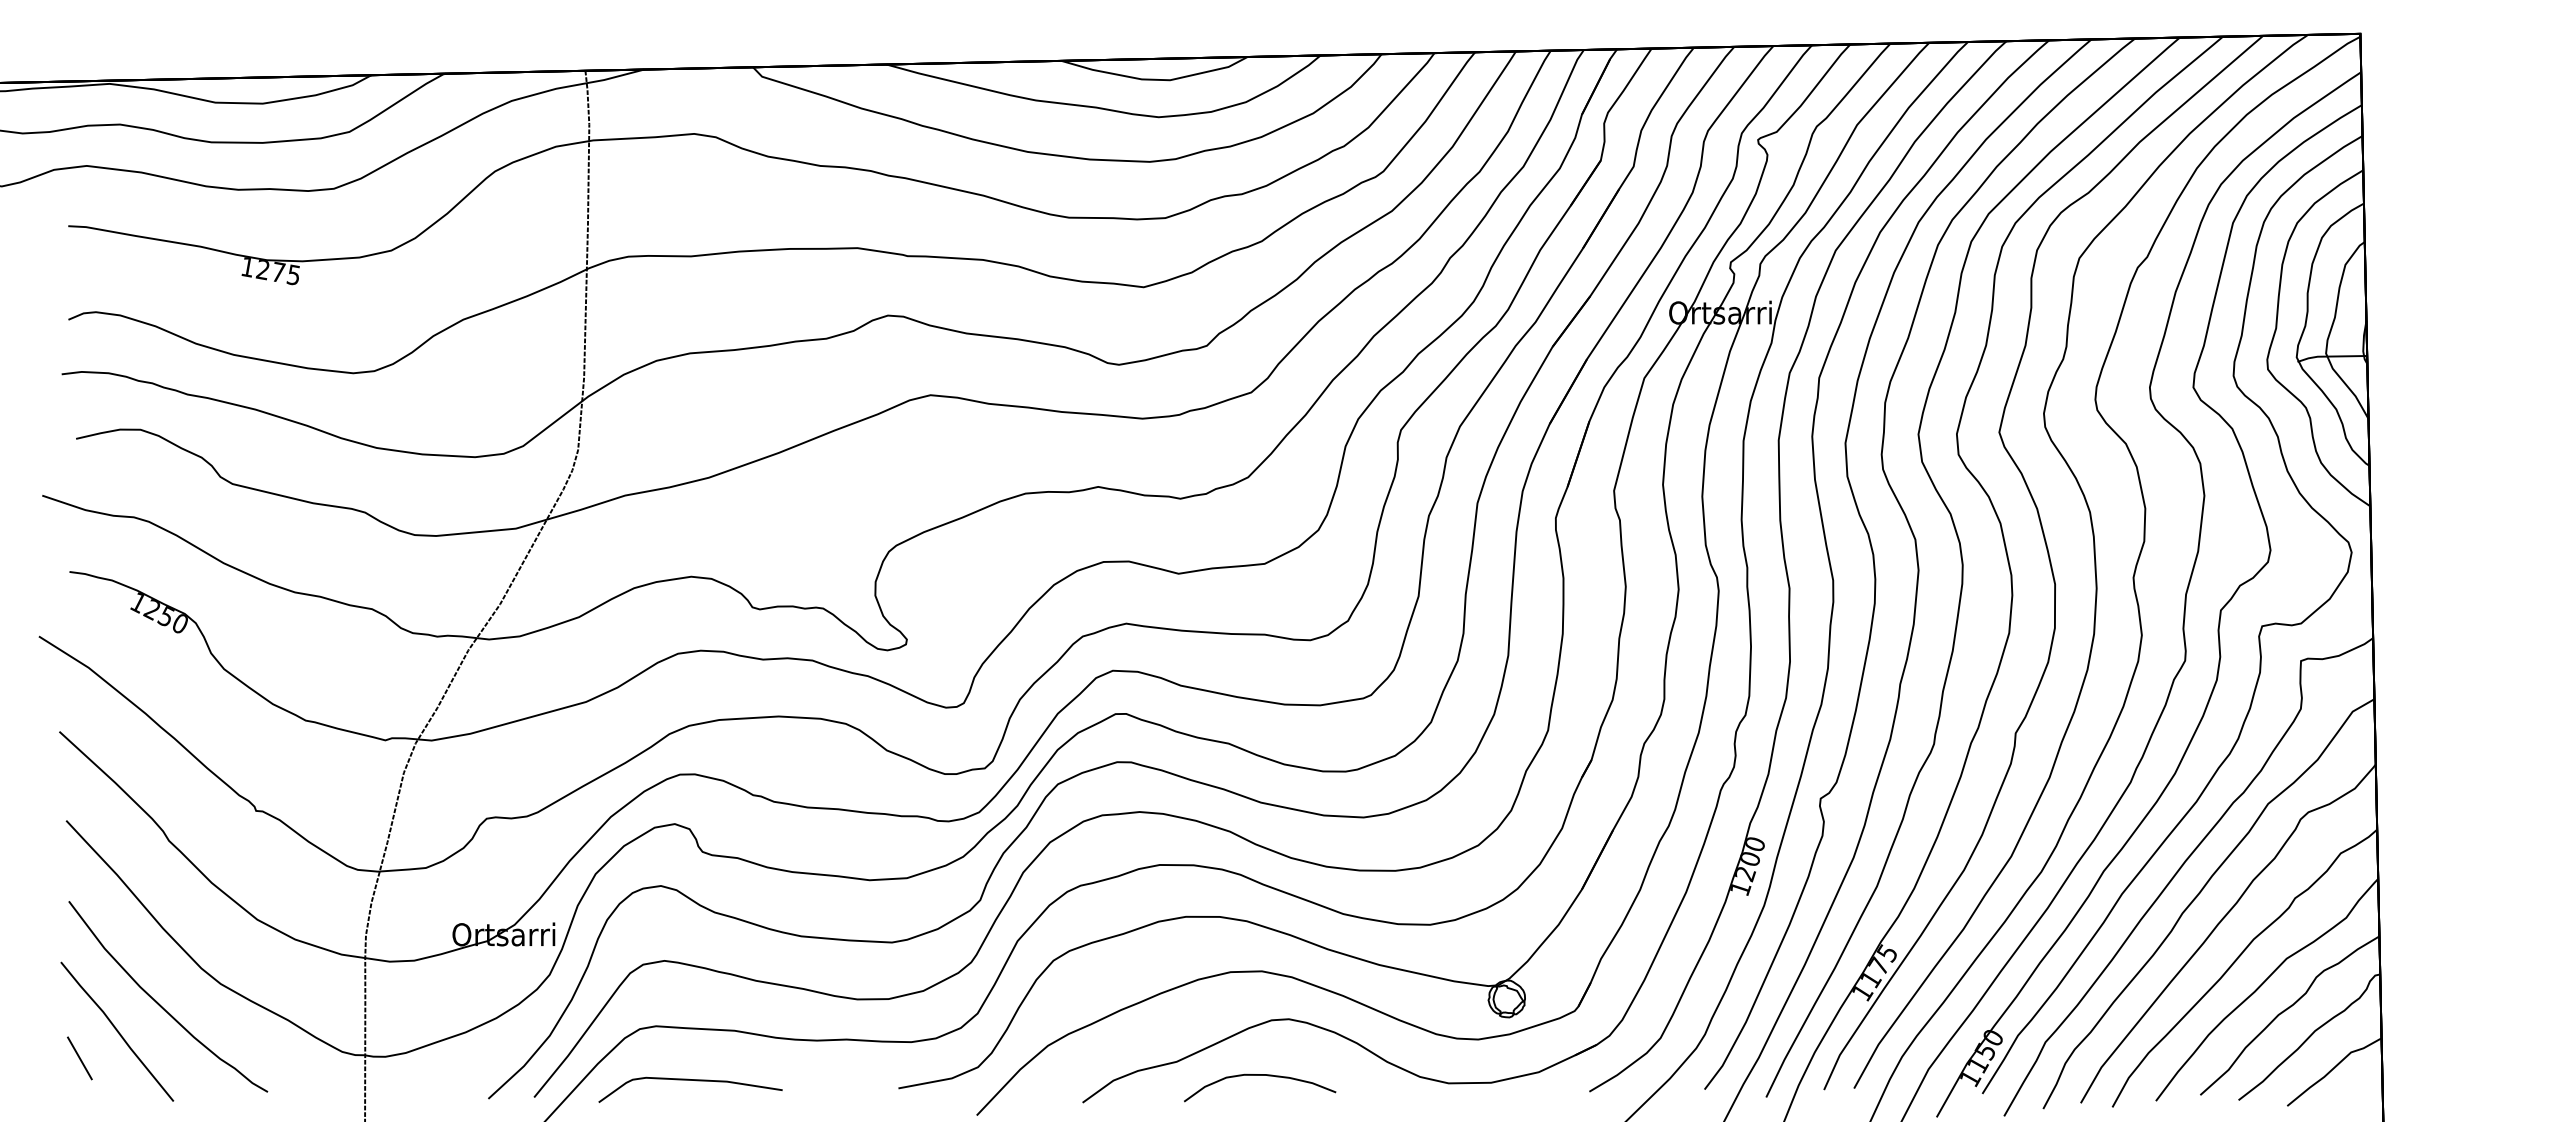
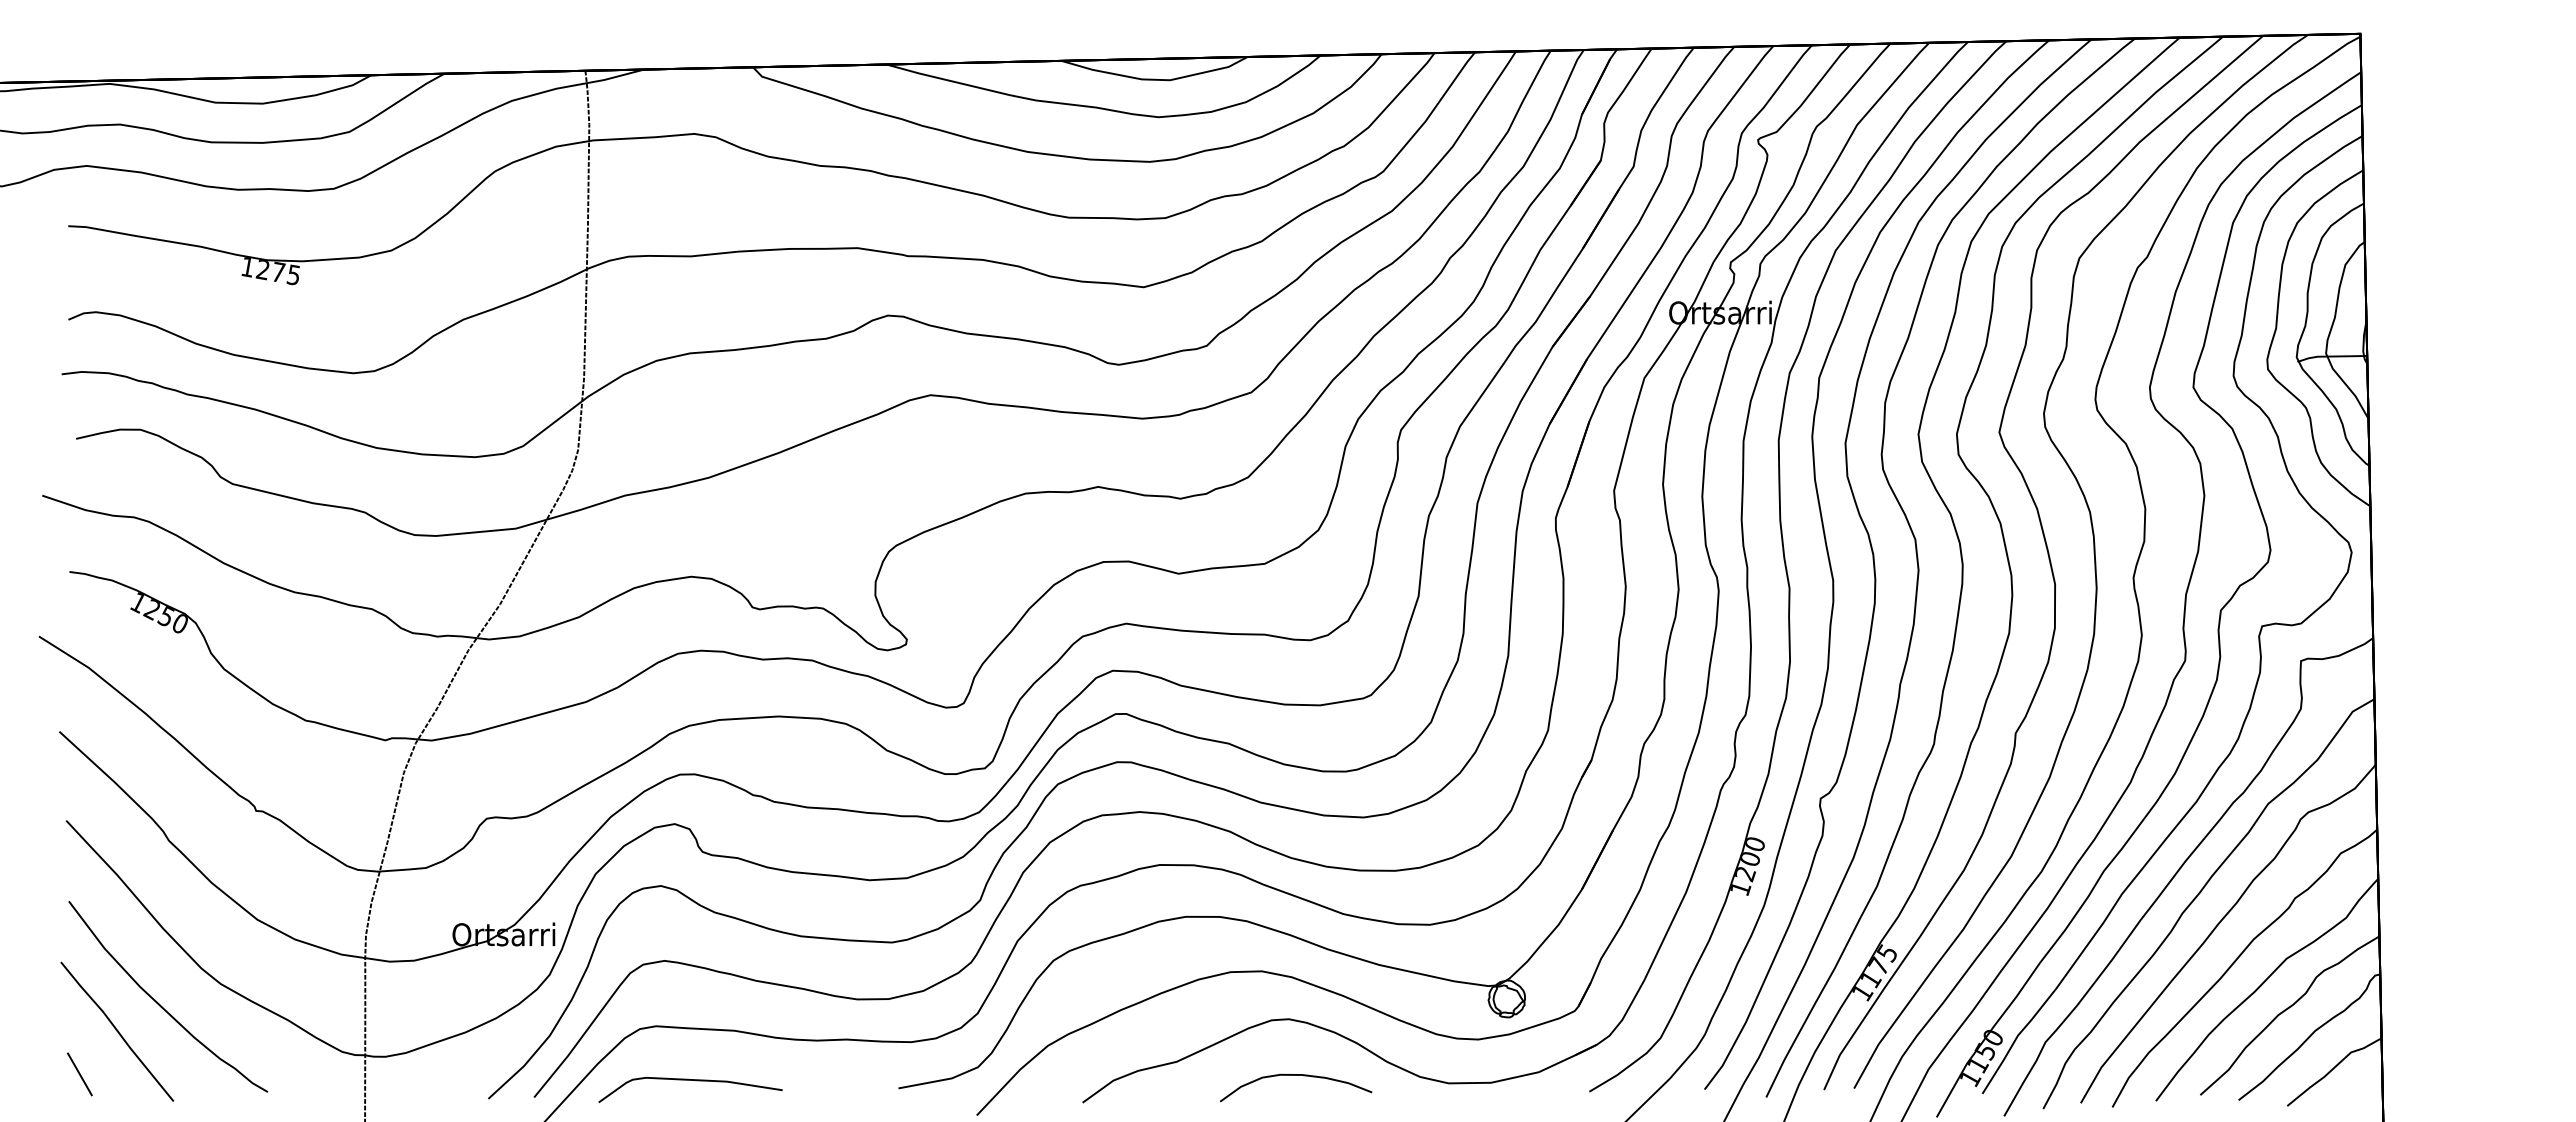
line position: (79, 1058) -> (79, 1074) (79, 1074)
curve position: (1260, 1075) -> (1296, 1075) (1296, 1075)
